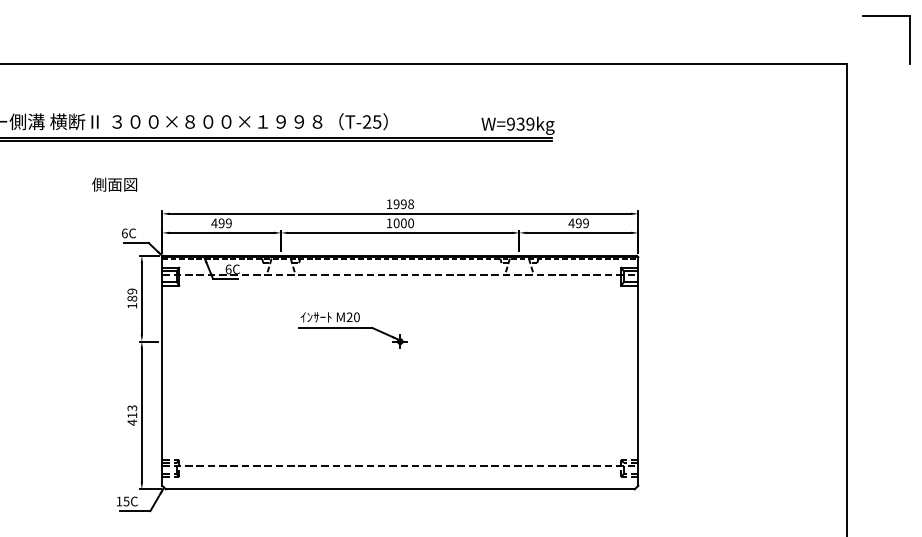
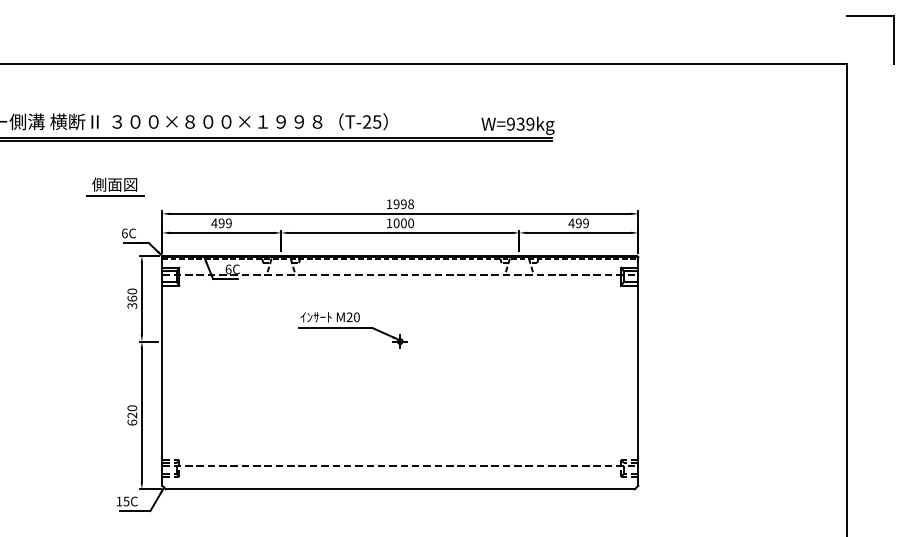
part position: (886, 16) -> (870, 16) (870, 16)
line: none -> present (114, 195)
text: 189 -> 360 (132, 298)
text: 413 -> 620 (132, 415)
